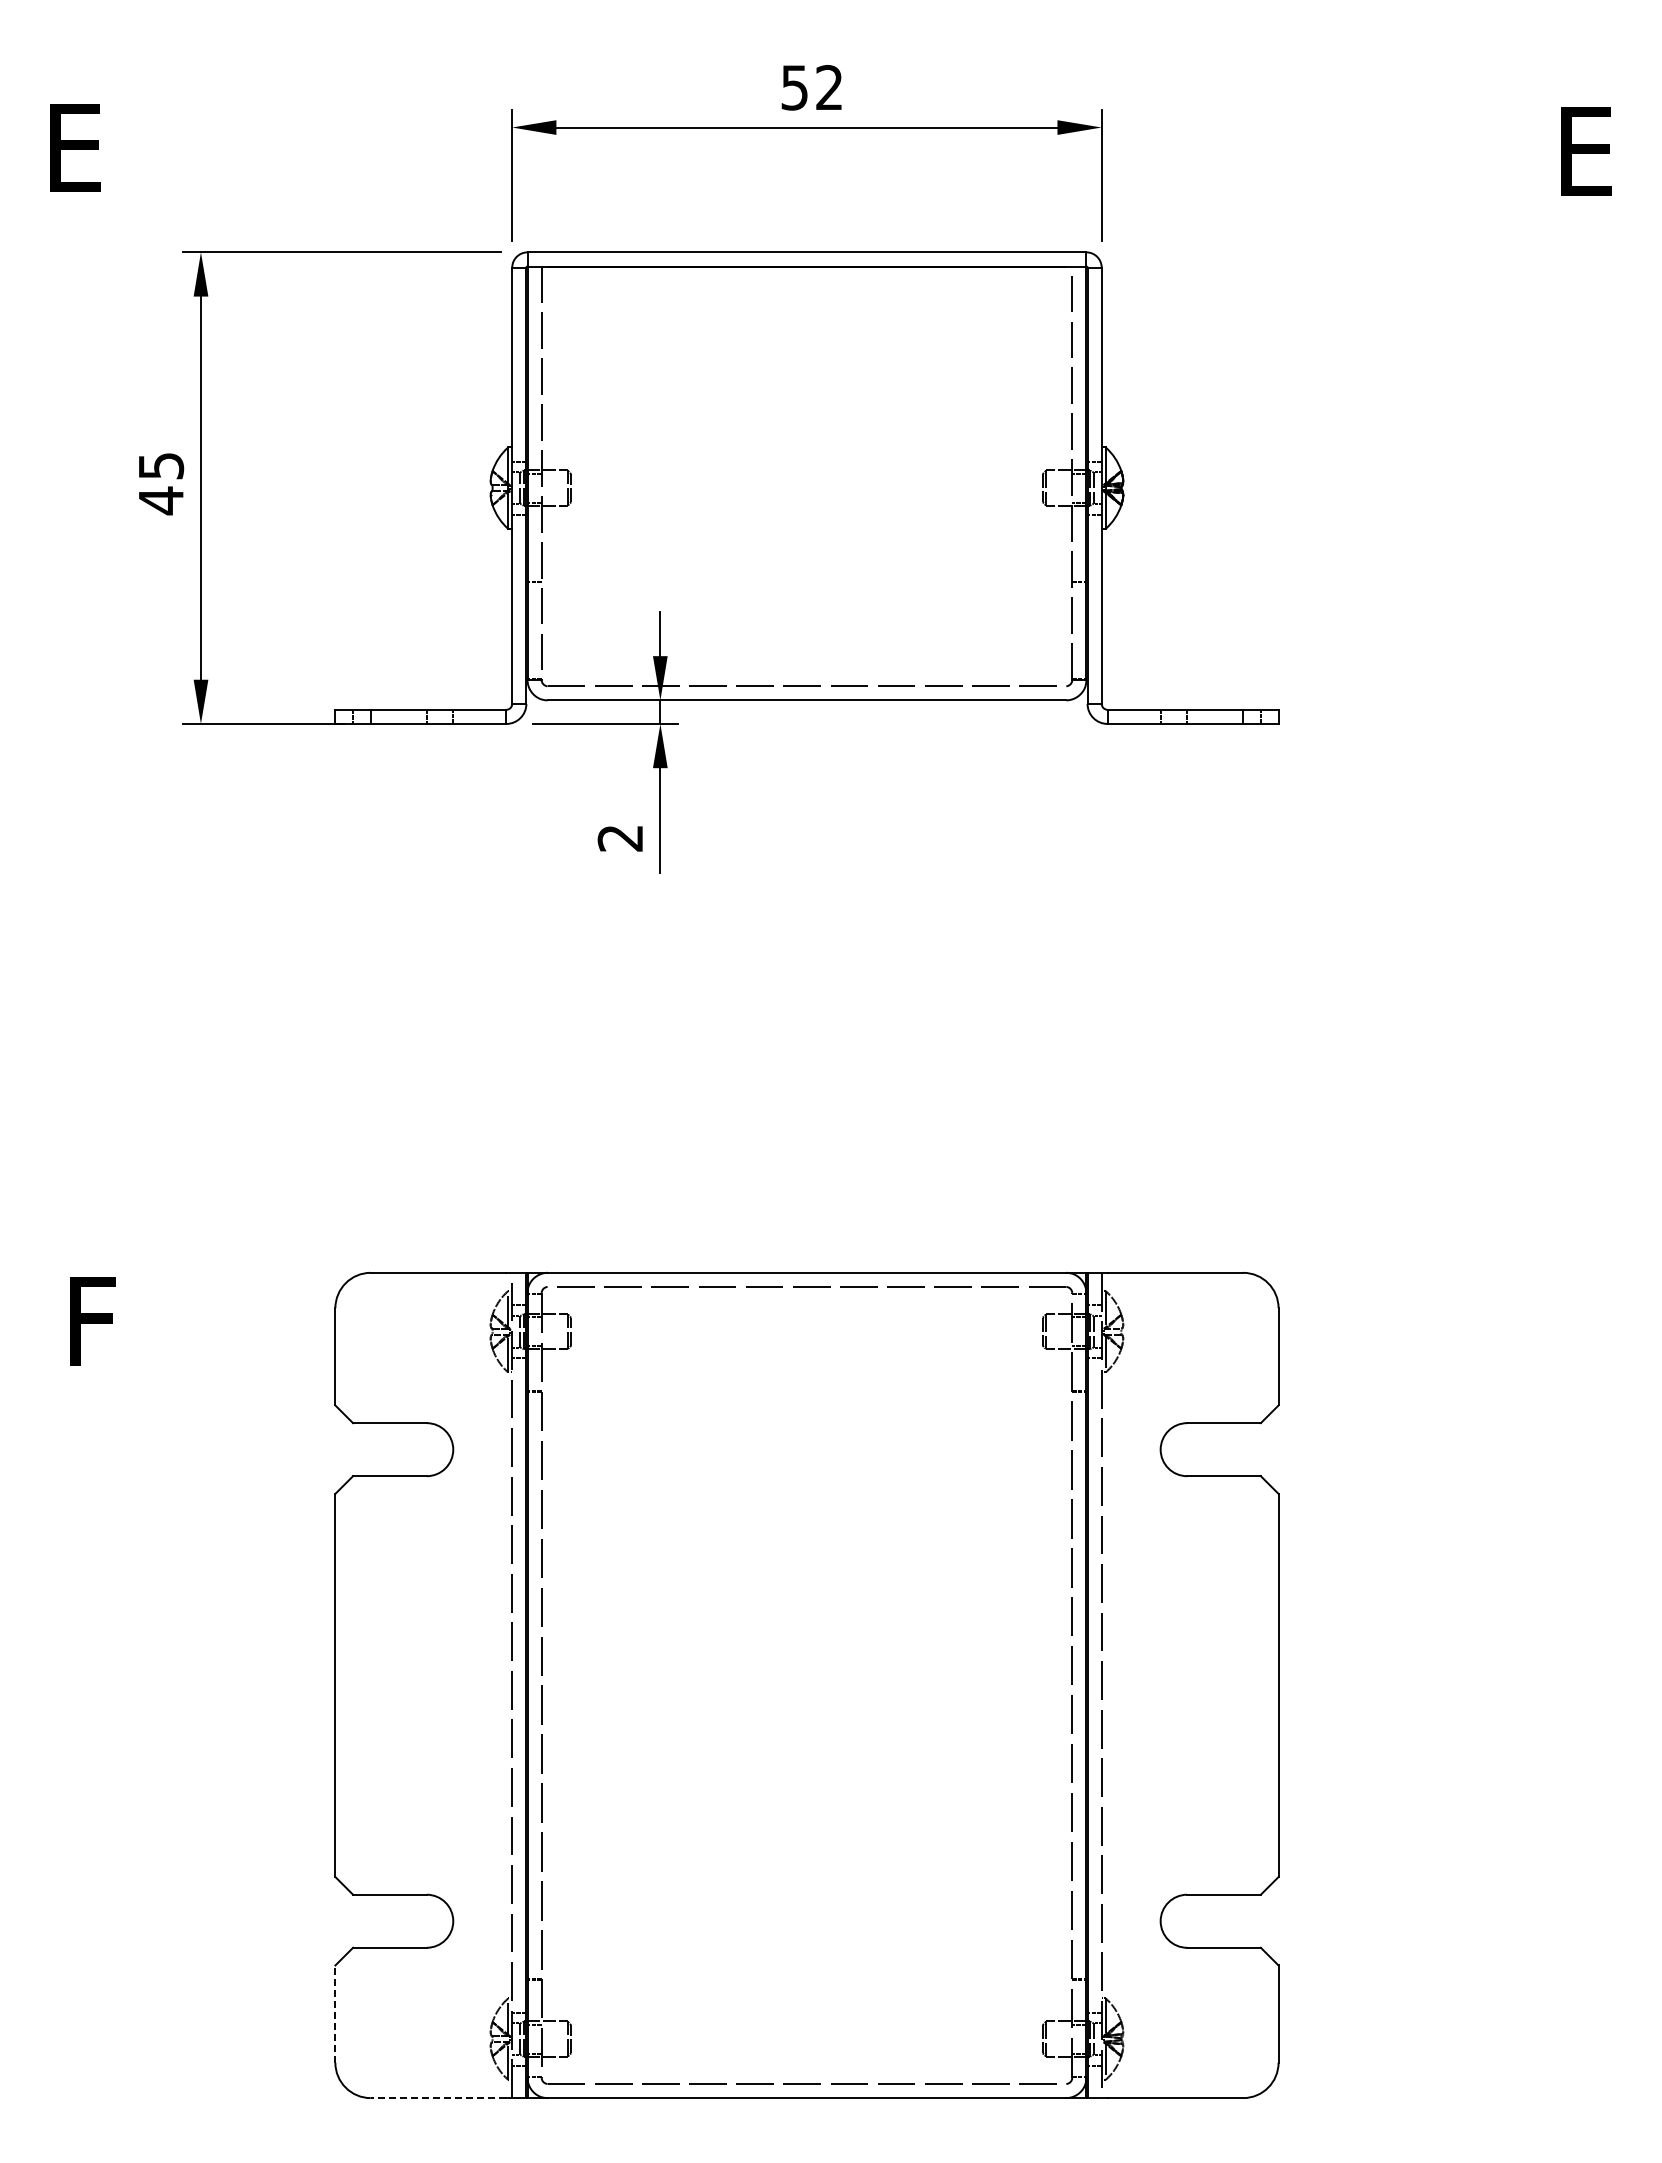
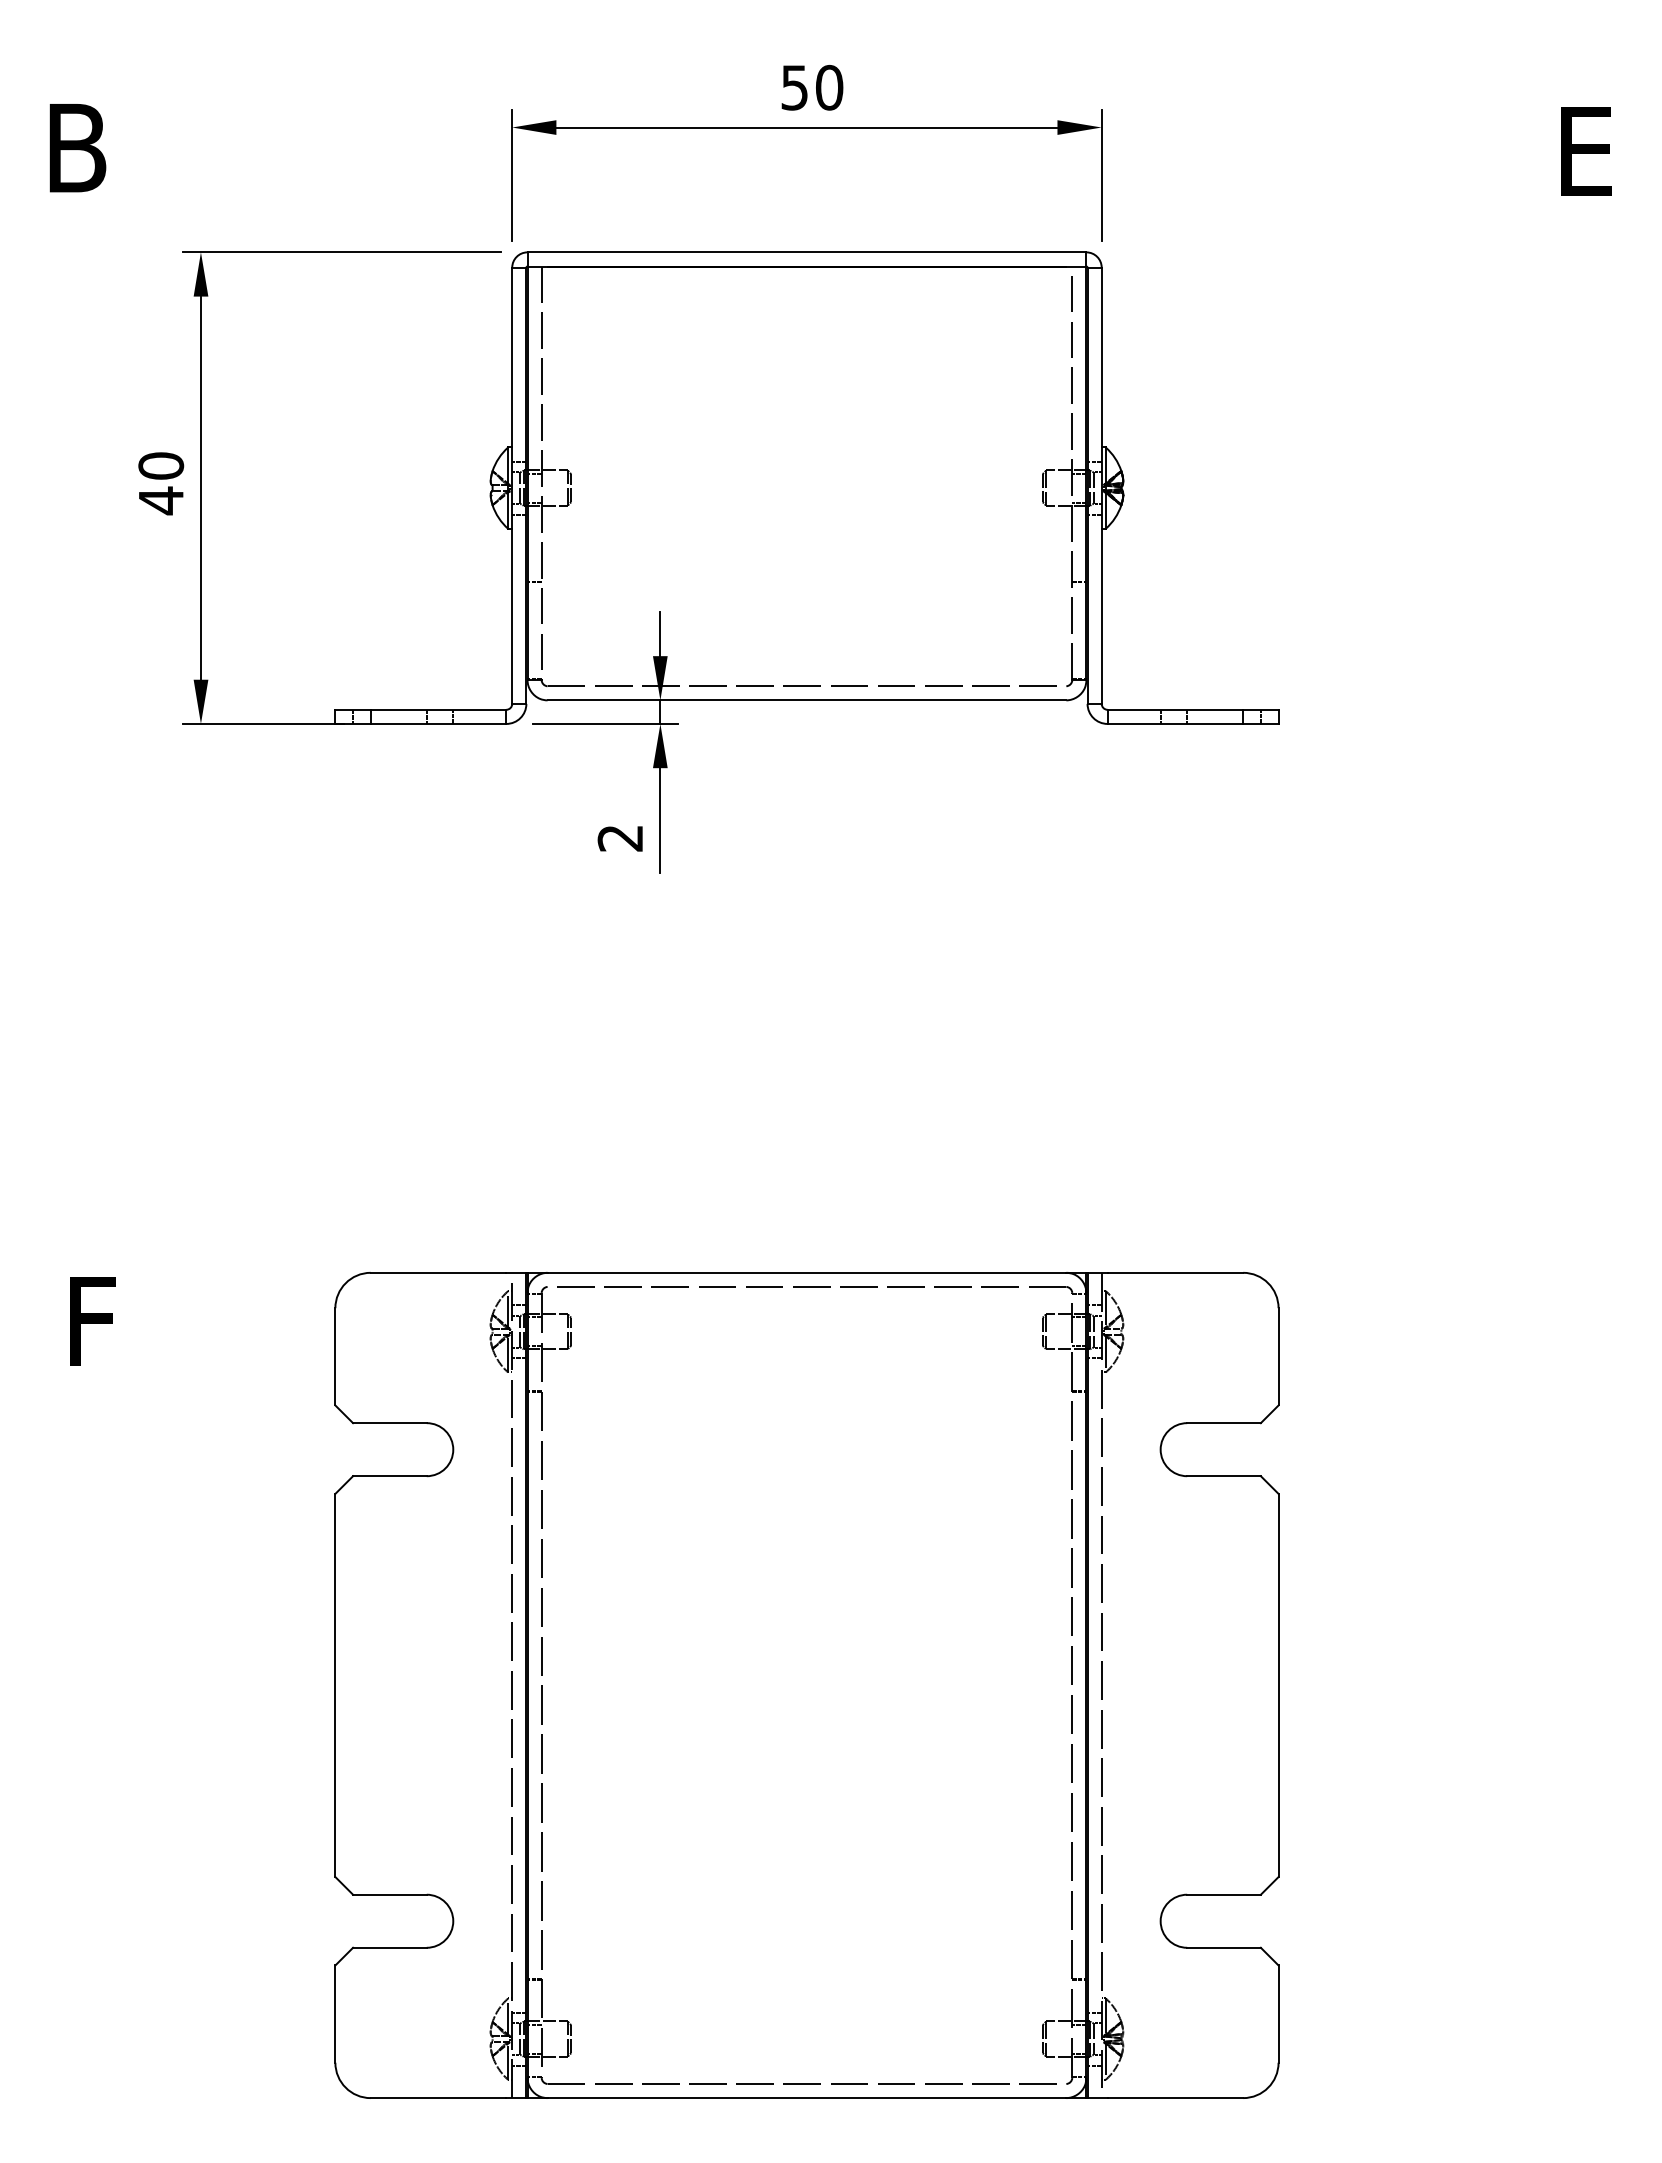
text: 52 -> 50 (829, 87)
text: E -> B (77, 148)
text: 45 -> 40 (161, 465)
line: dashed -> solid (335, 2014)
line: dashed -> solid (438, 2098)
